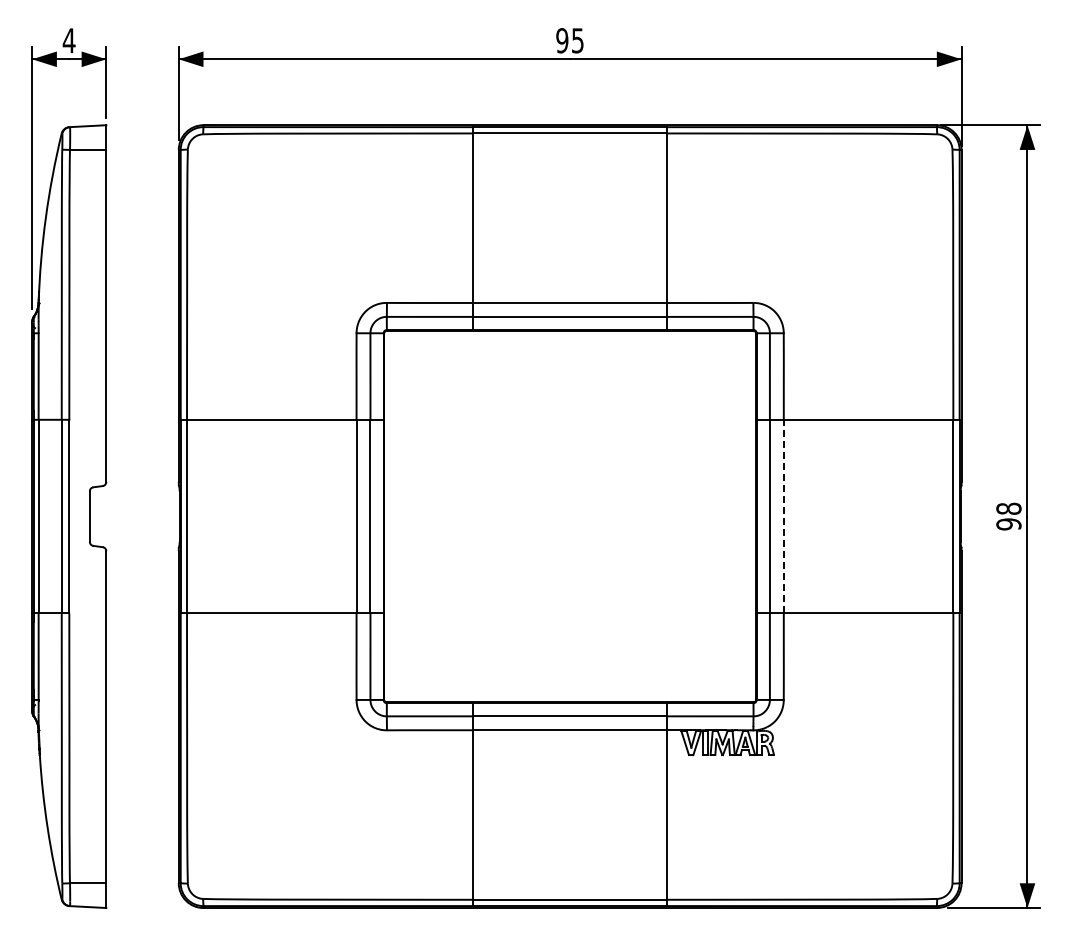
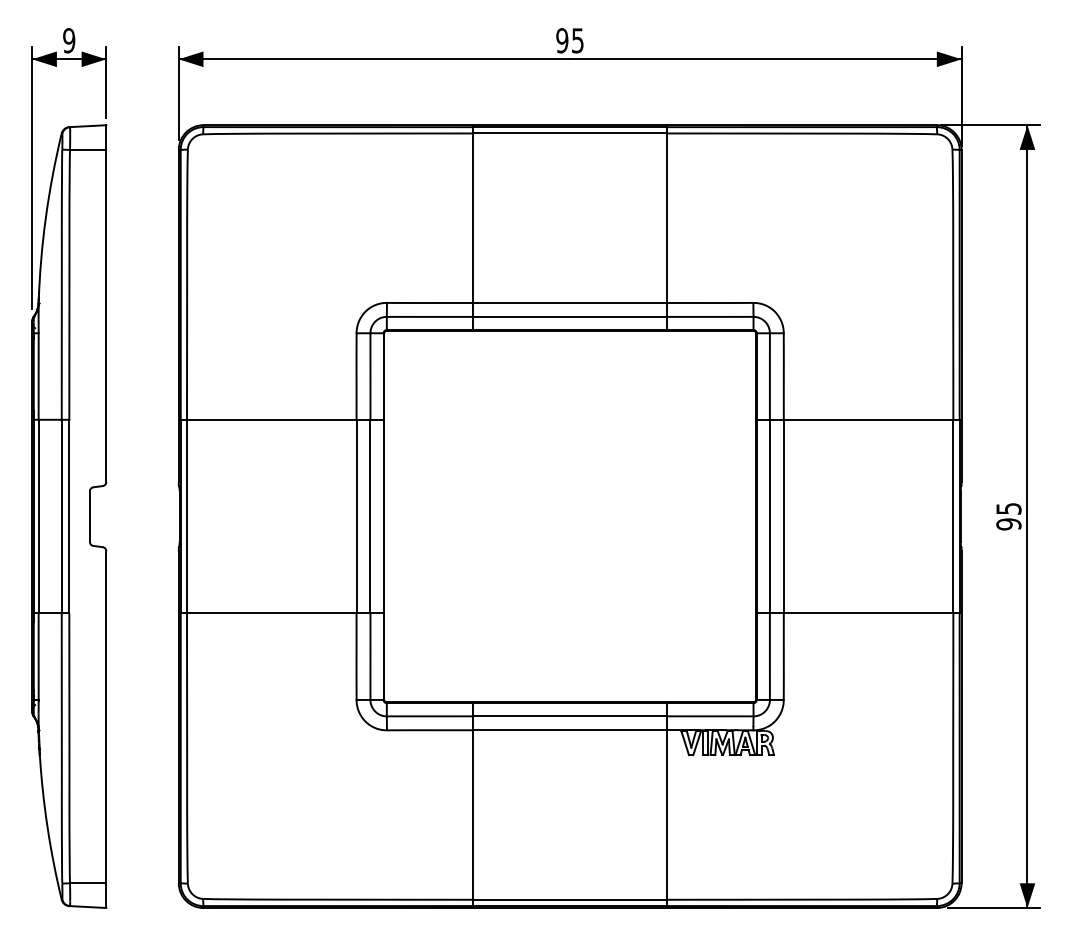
text: 4 -> 9 (68, 40)
text: 98 -> 95 (1008, 508)
line: dashed -> solid (783, 516)
